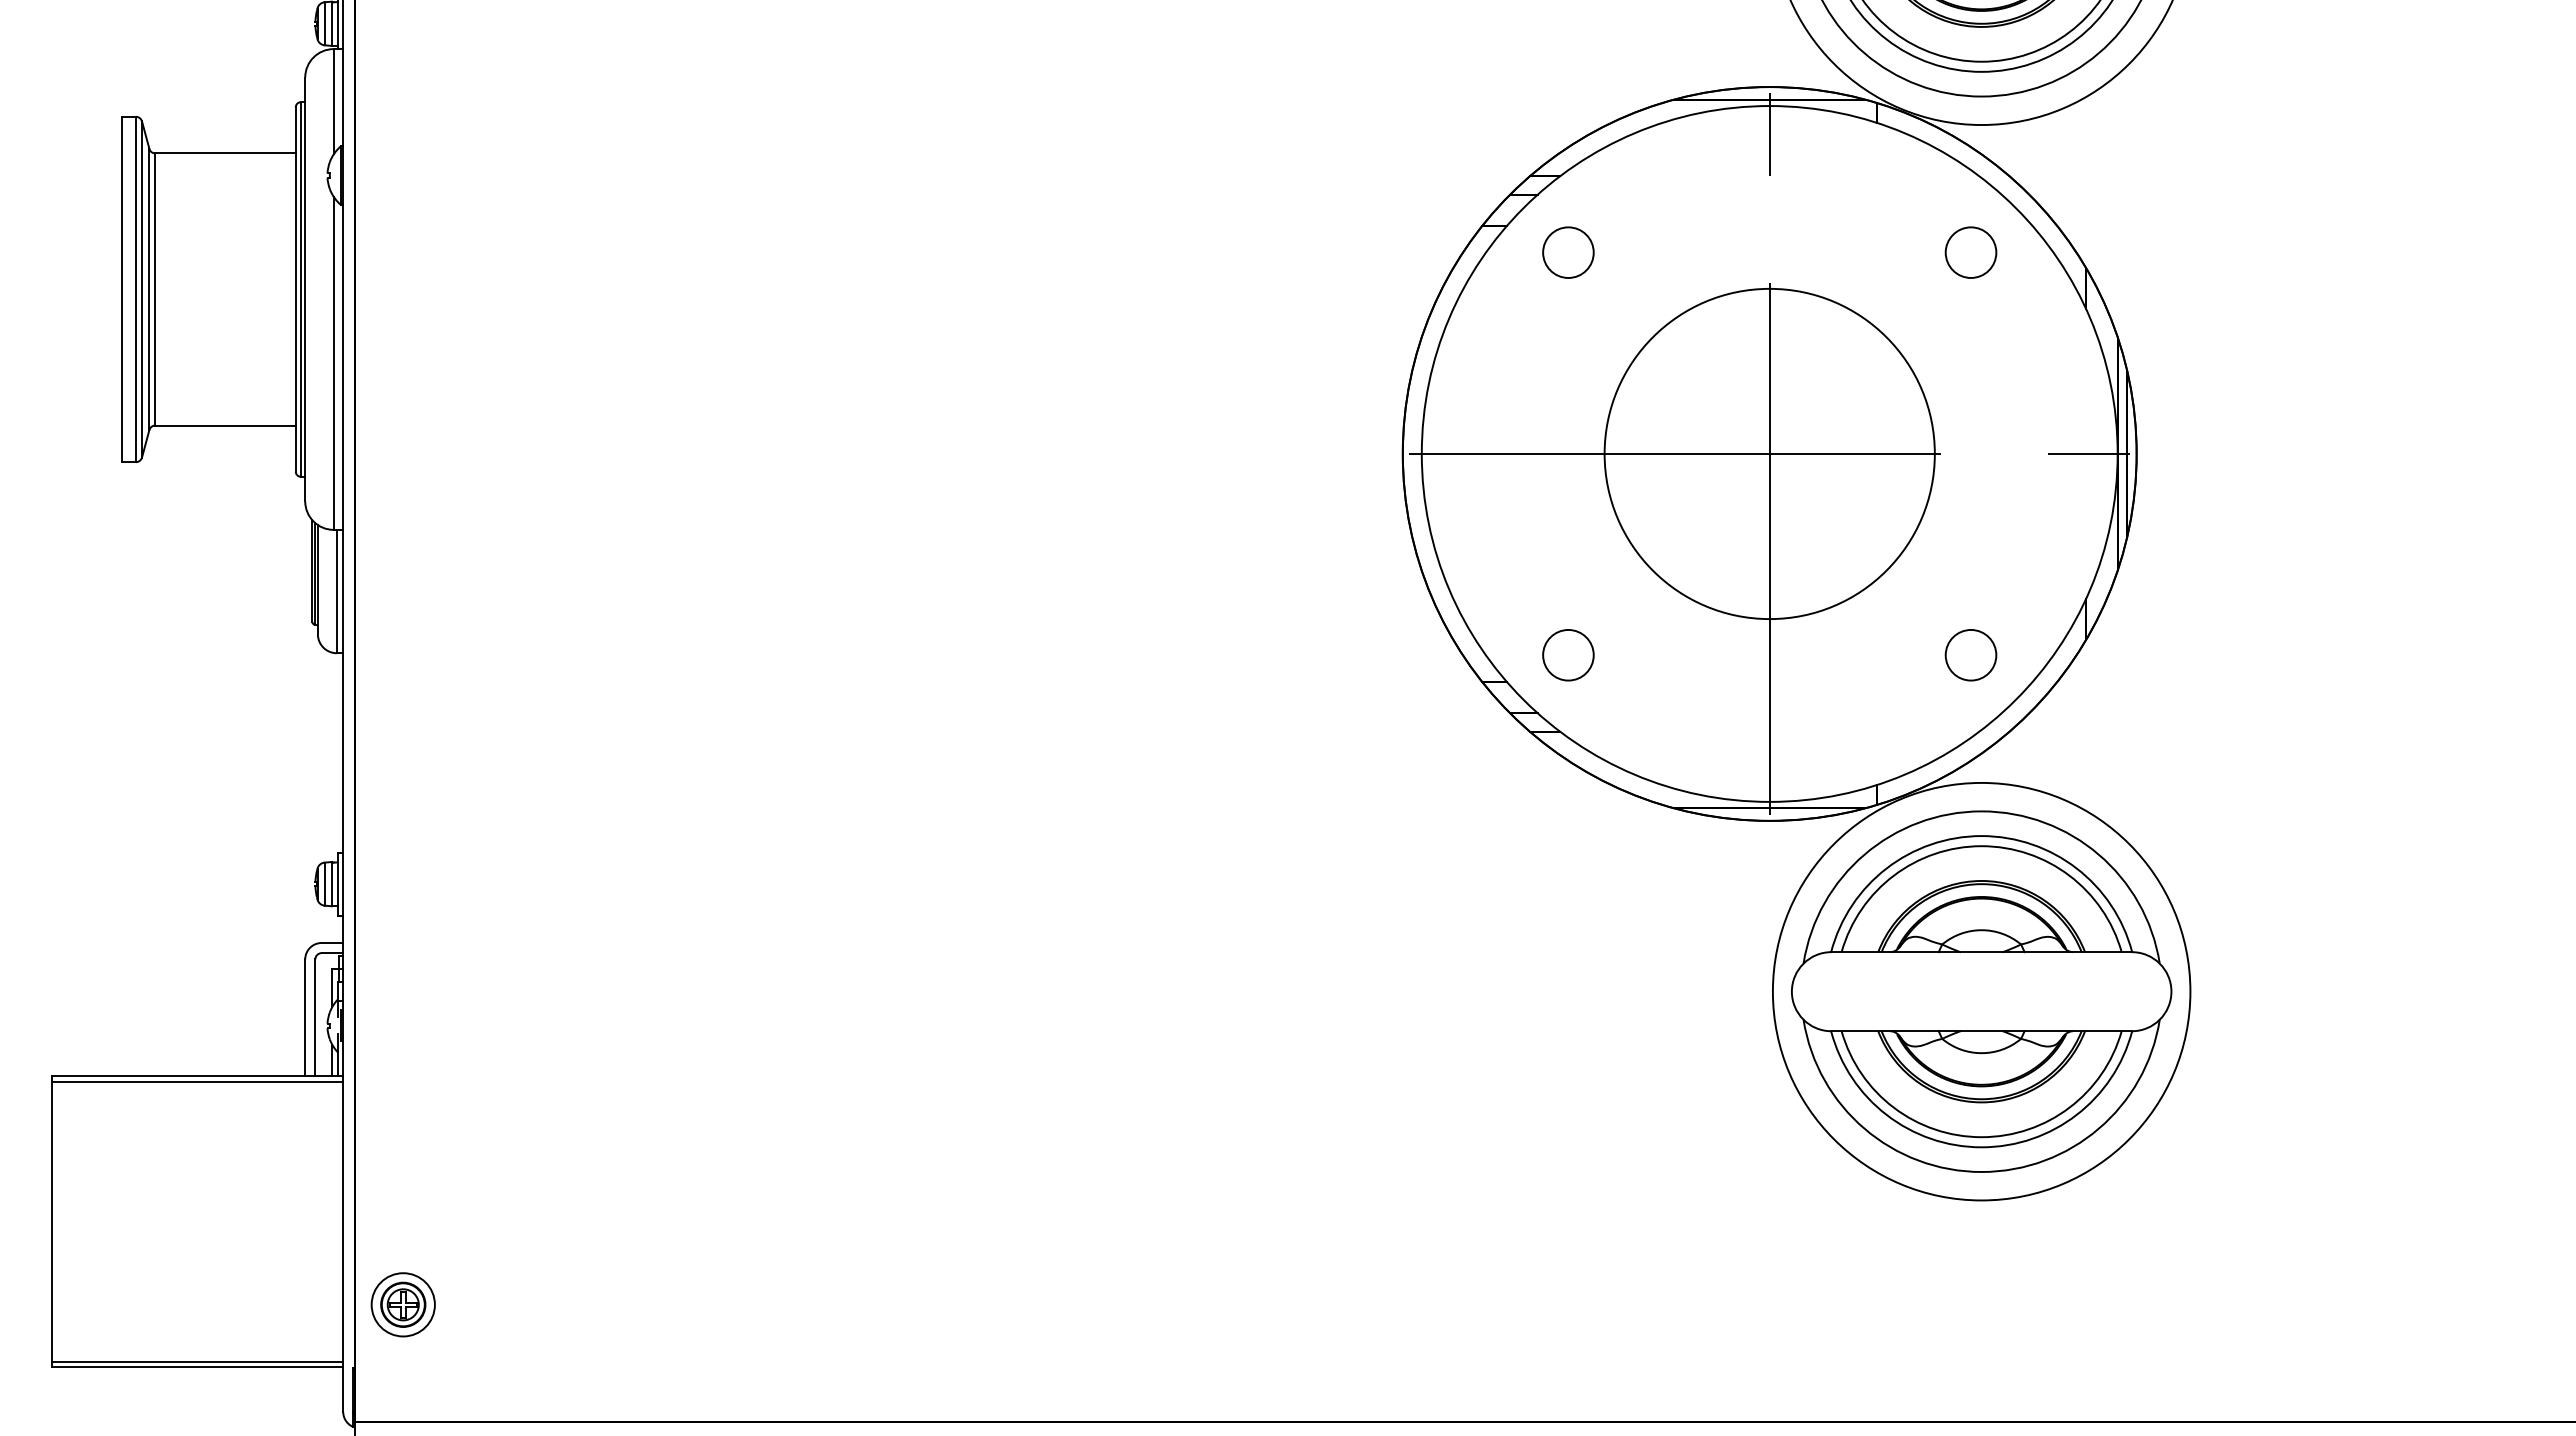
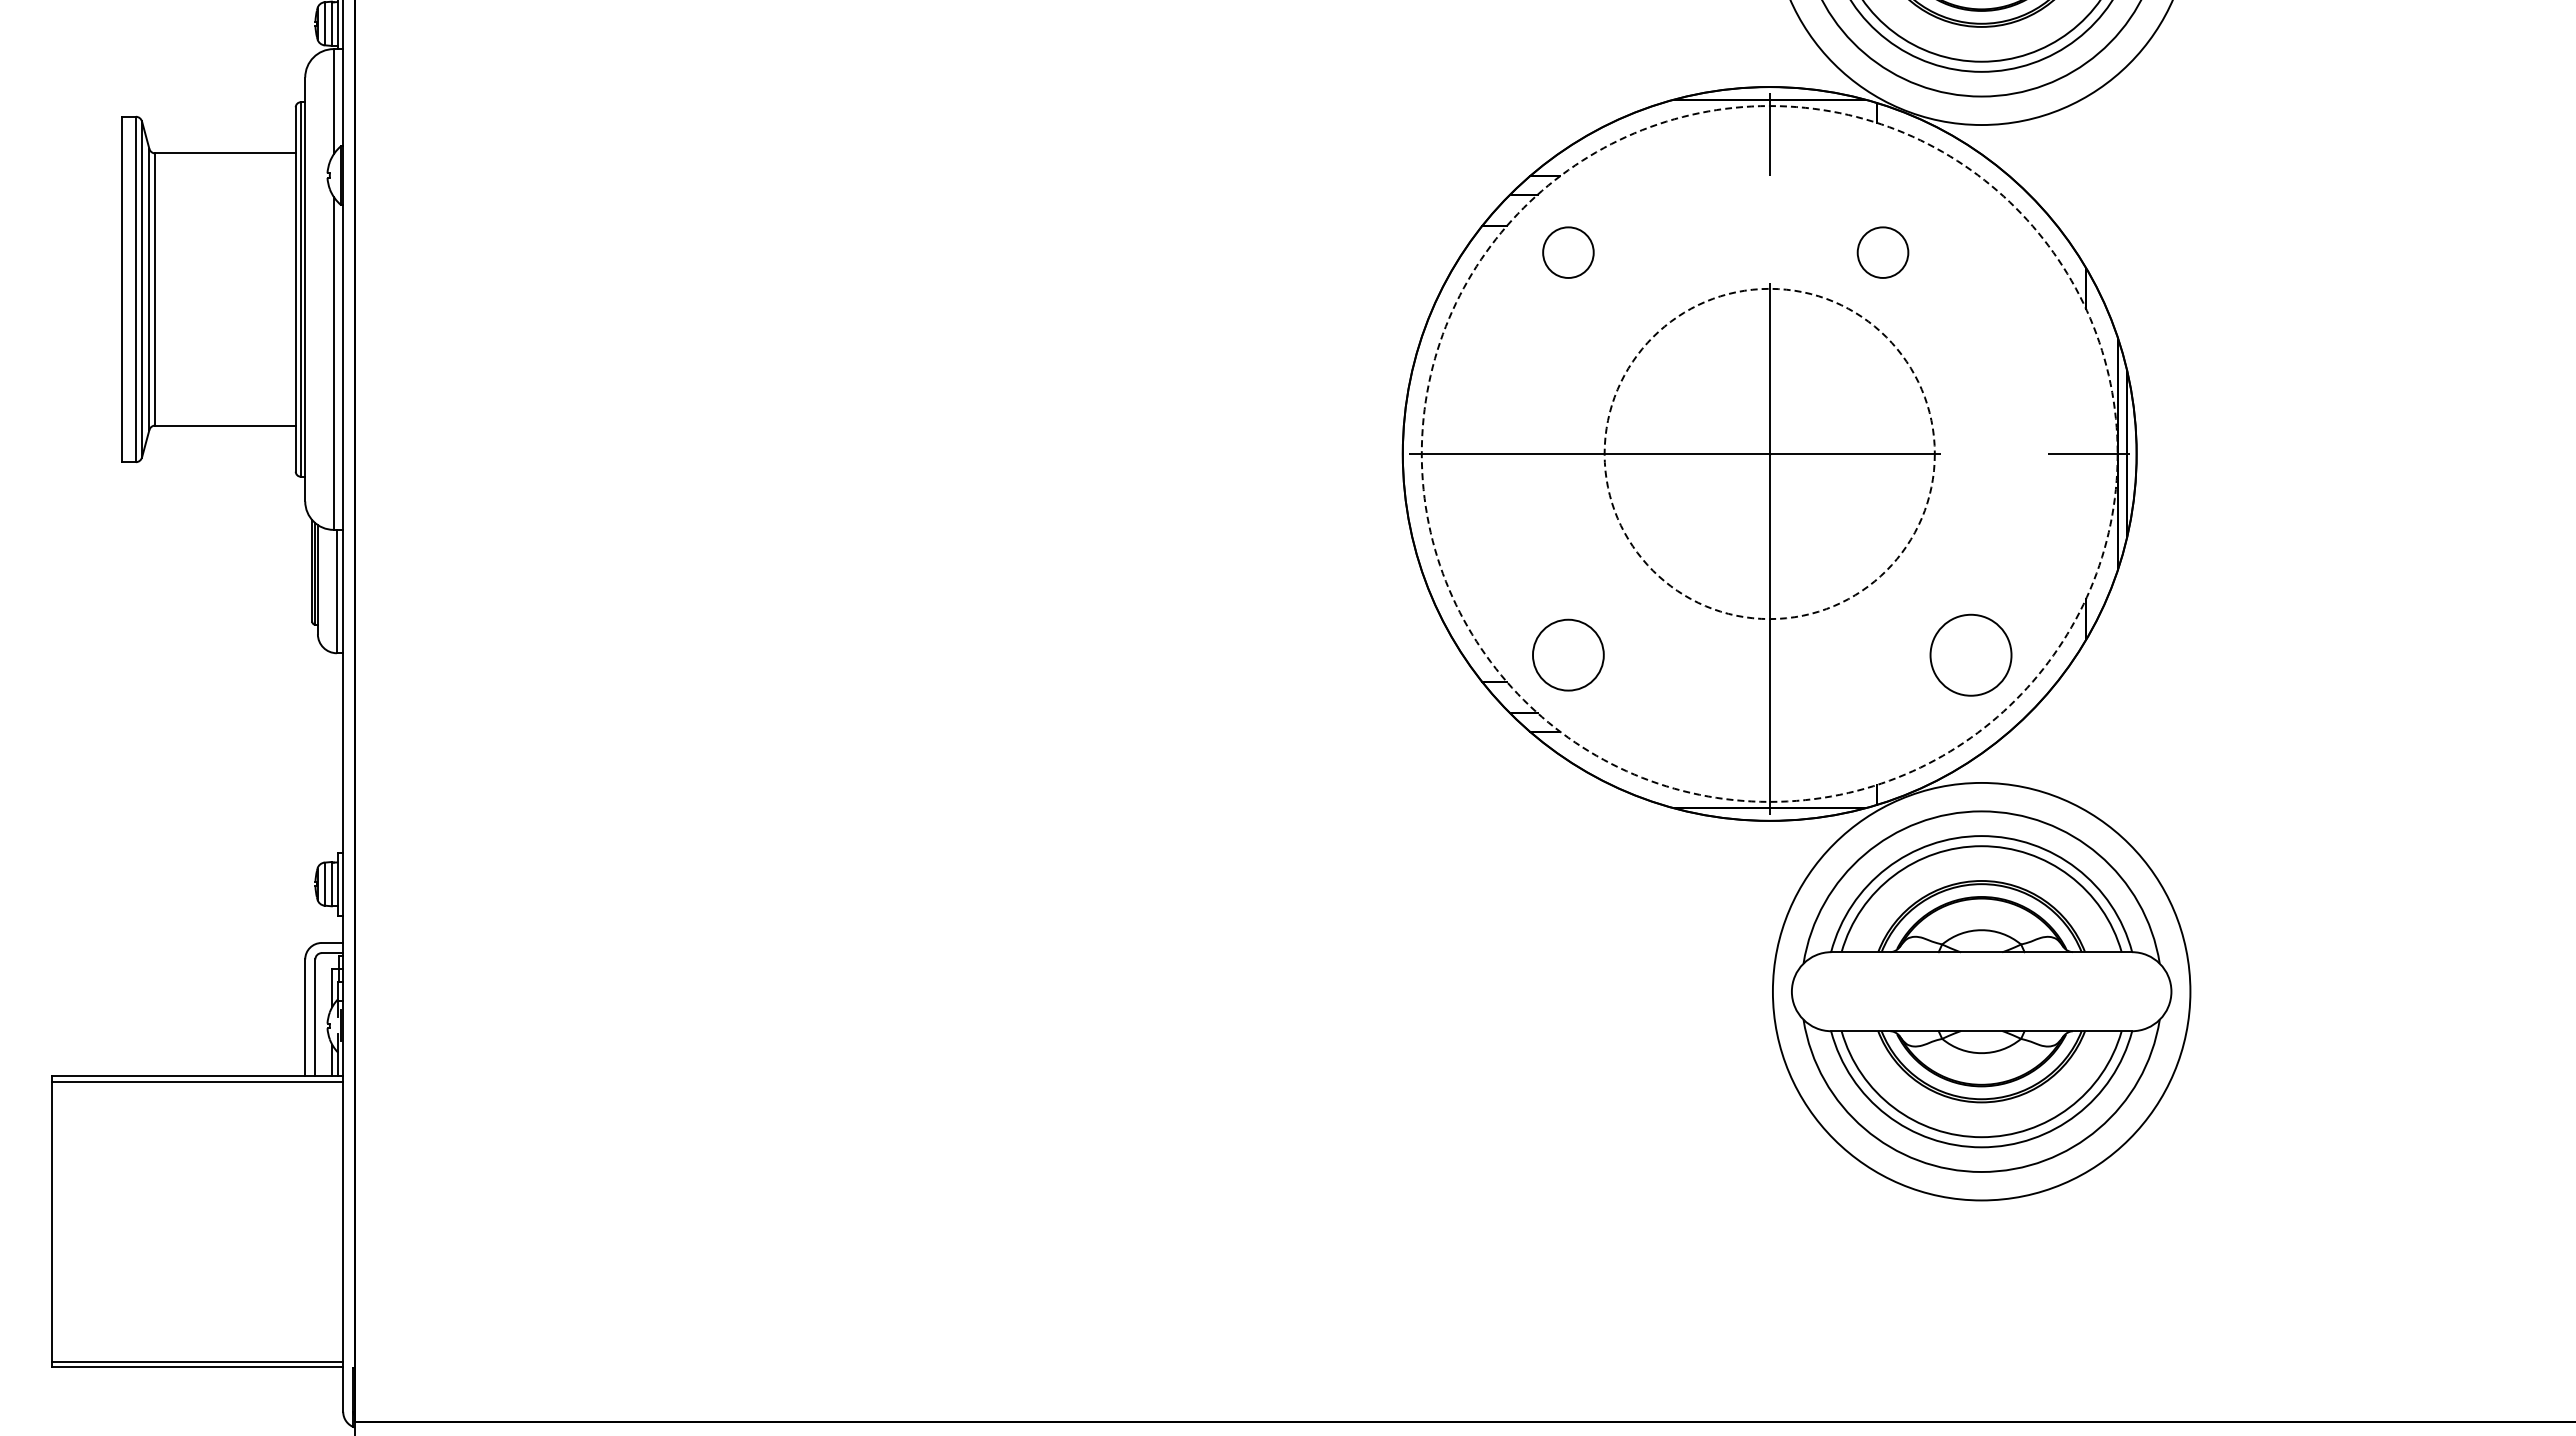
circle position: (1970, 252) -> (1882, 252) (1882, 252)
circle: solid -> dashed (1769, 453)
circle: solid -> dashed (1769, 453)
circle diameter: 51 px -> 81 px (1970, 654)
circle size: 53x53 px -> 73x74 px (1568, 654)
part: present -> none (402, 1304)
